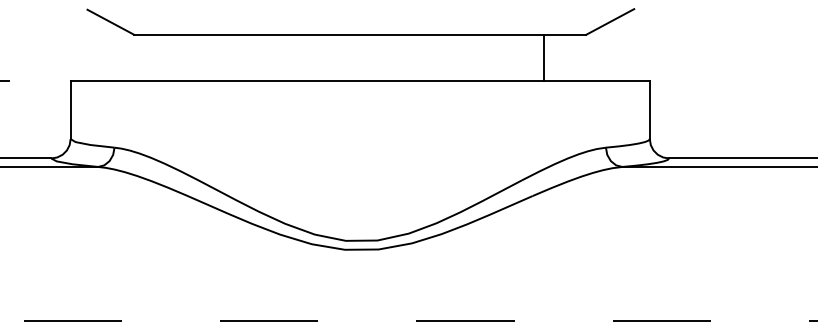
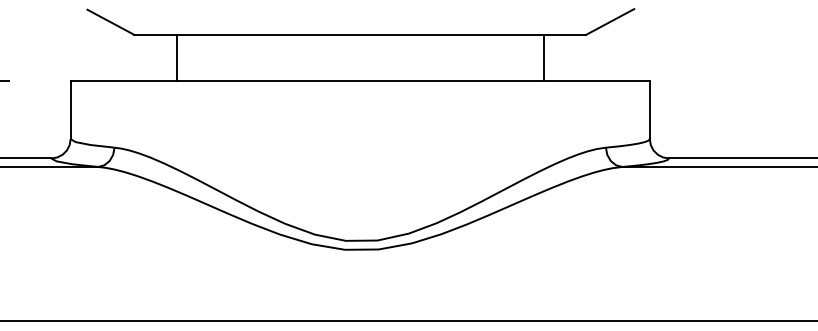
line: none -> present (176, 57)
line: dashed -> solid (408, 321)
